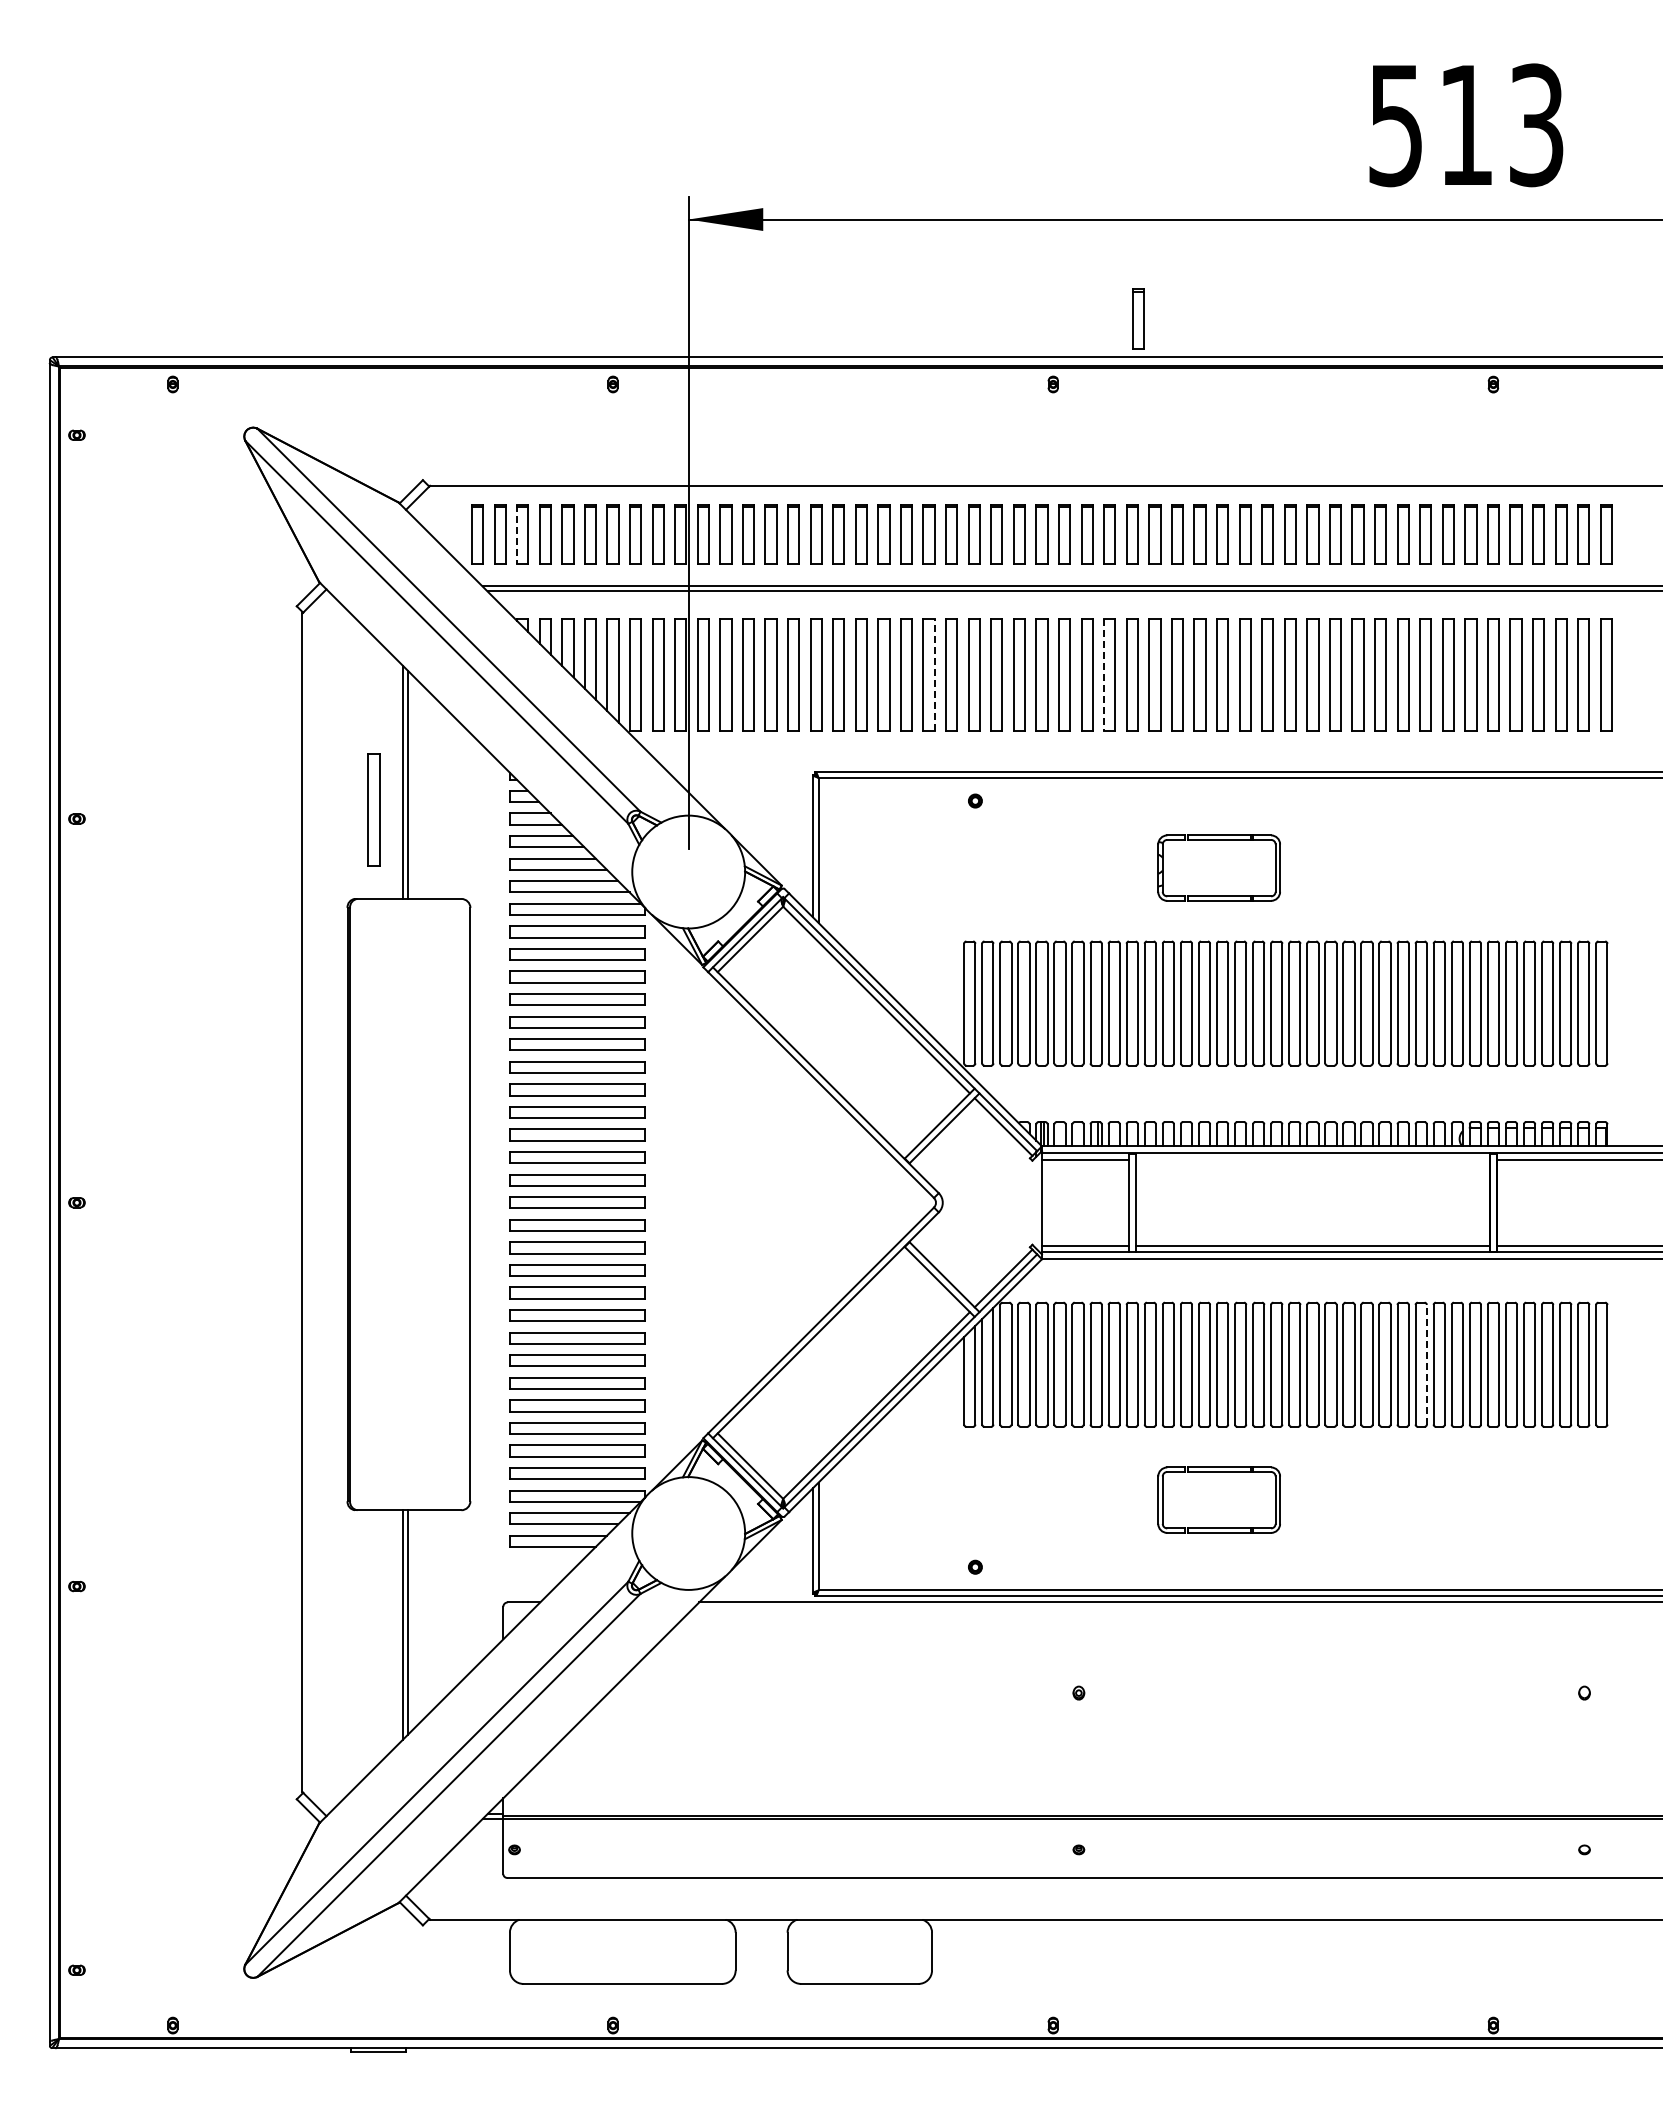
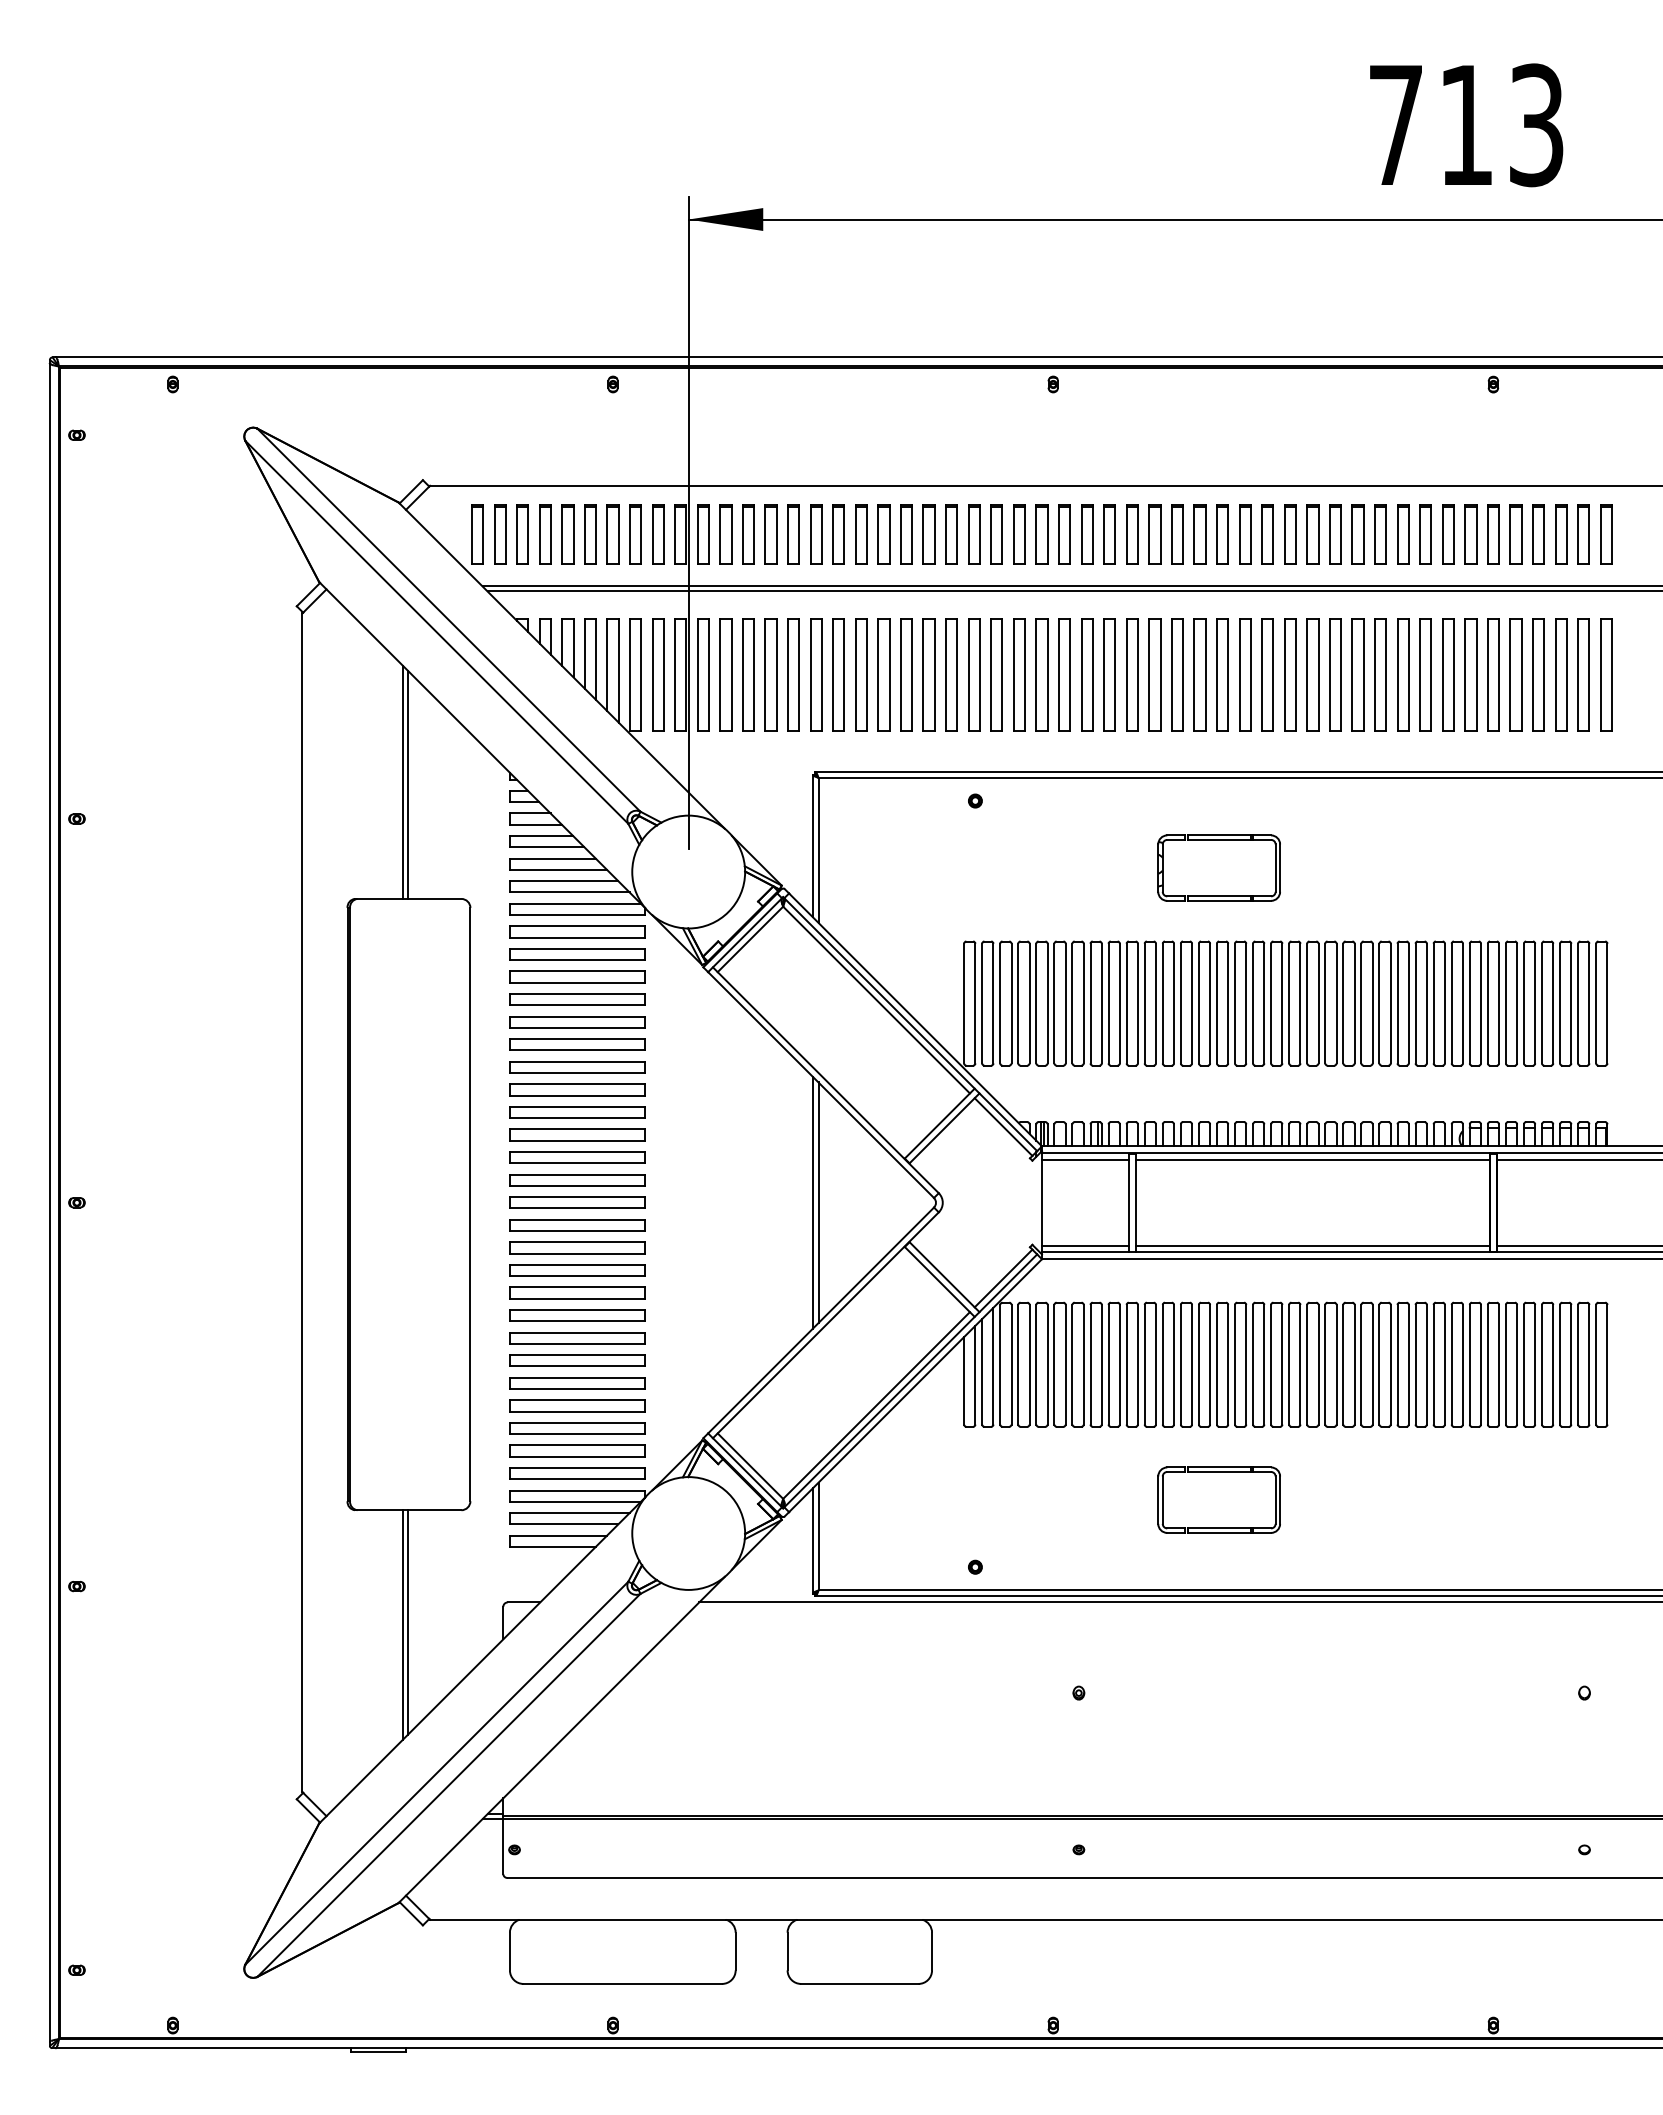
text: 513 -> 713 (1395, 126)
part: present -> none (1138, 319)
line: dashed -> solid (517, 534)
line: dashed -> solid (934, 674)
line: dashed -> solid (1104, 675)
part: present -> none (373, 809)
line: none -> present (1312, 1159)
line: none -> present (812, 1202)
line: none -> present (818, 1202)
line: dashed -> solid (1426, 1364)
